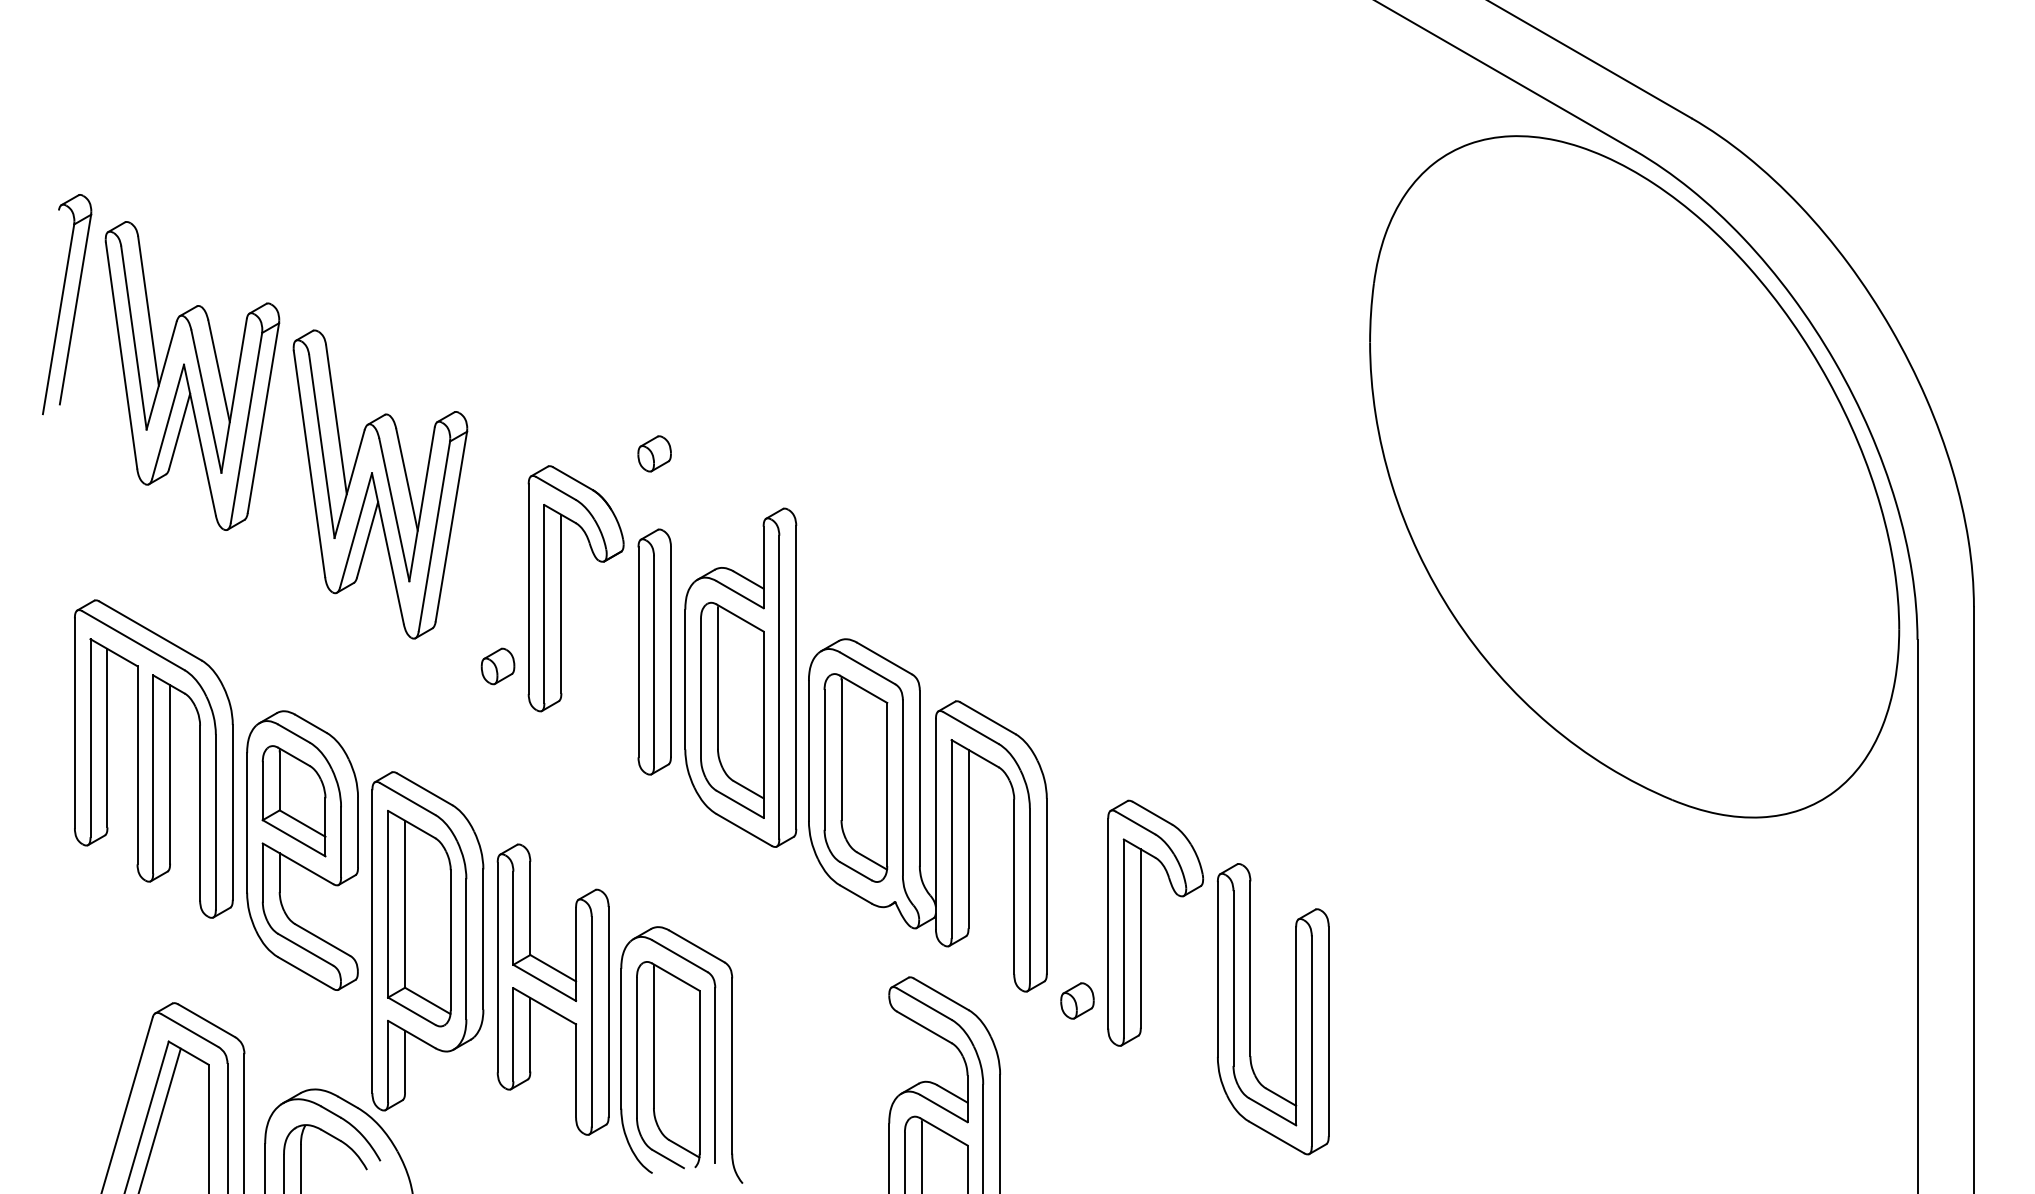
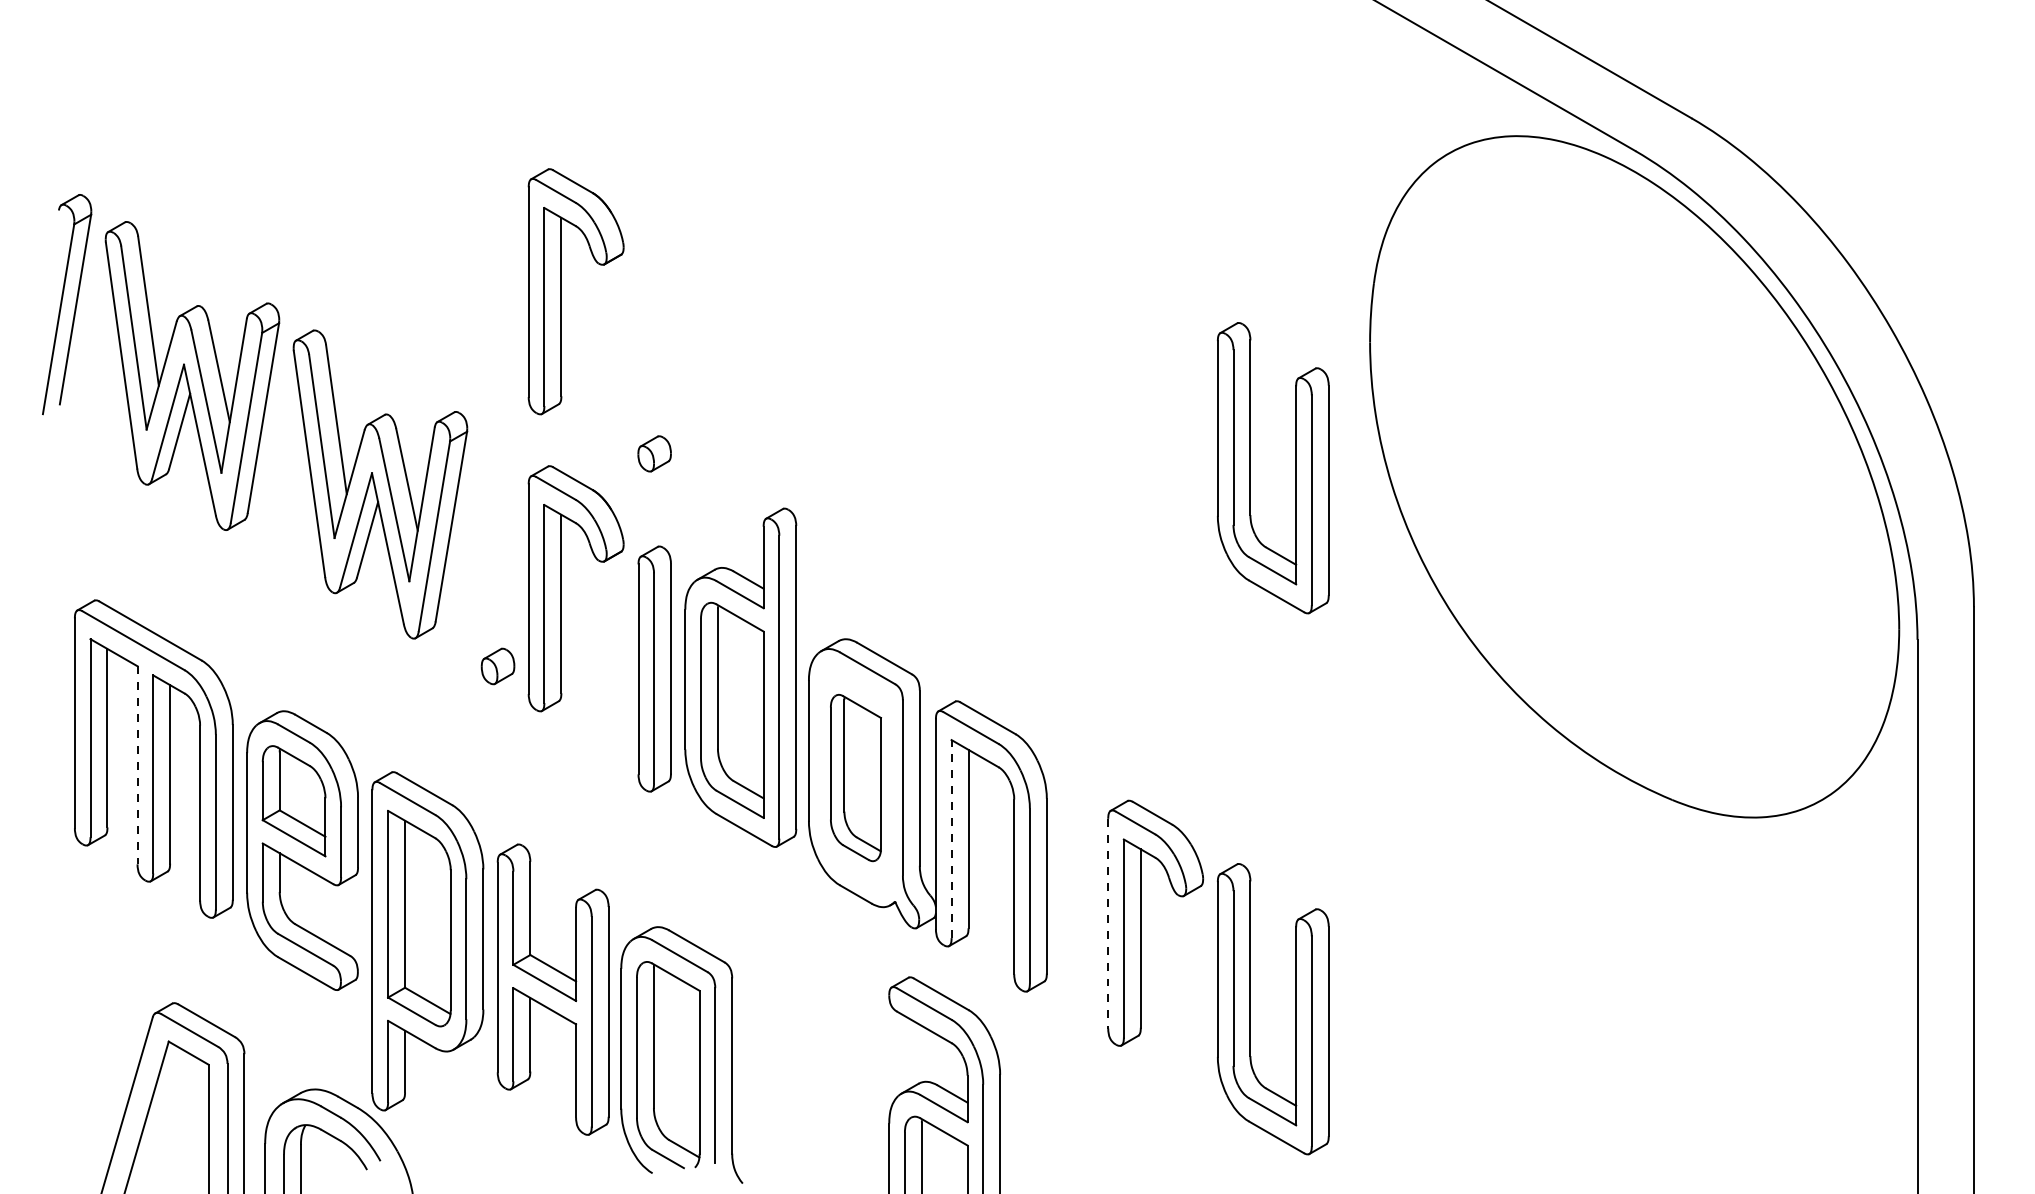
part: none -> present (561, 291)
part: none -> present (1295, 468)
part position: (654, 651) -> (654, 668) (654, 668)
line: solid -> dashed (137, 765)
part size: 66x210 px -> 52x169 px (855, 778)
line: solid -> dashed (951, 838)
line: solid -> dashed (1108, 923)
part: present -> none (1077, 1000)
line: present -> none (159, 1119)
